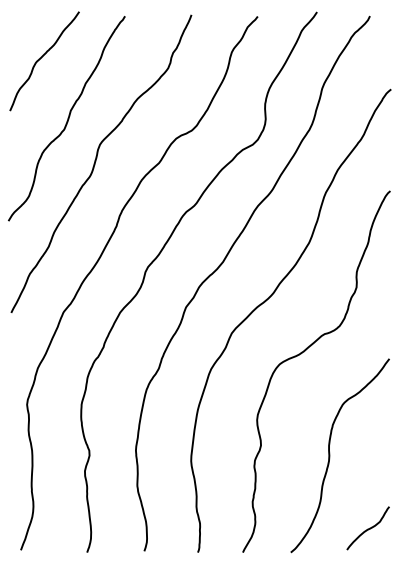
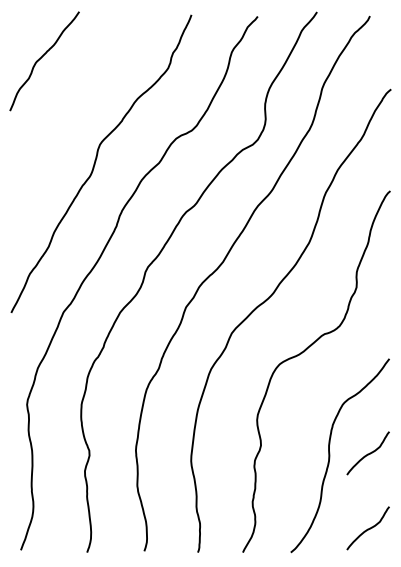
curve: present -> none (67, 118)
curve: none -> present (367, 453)
